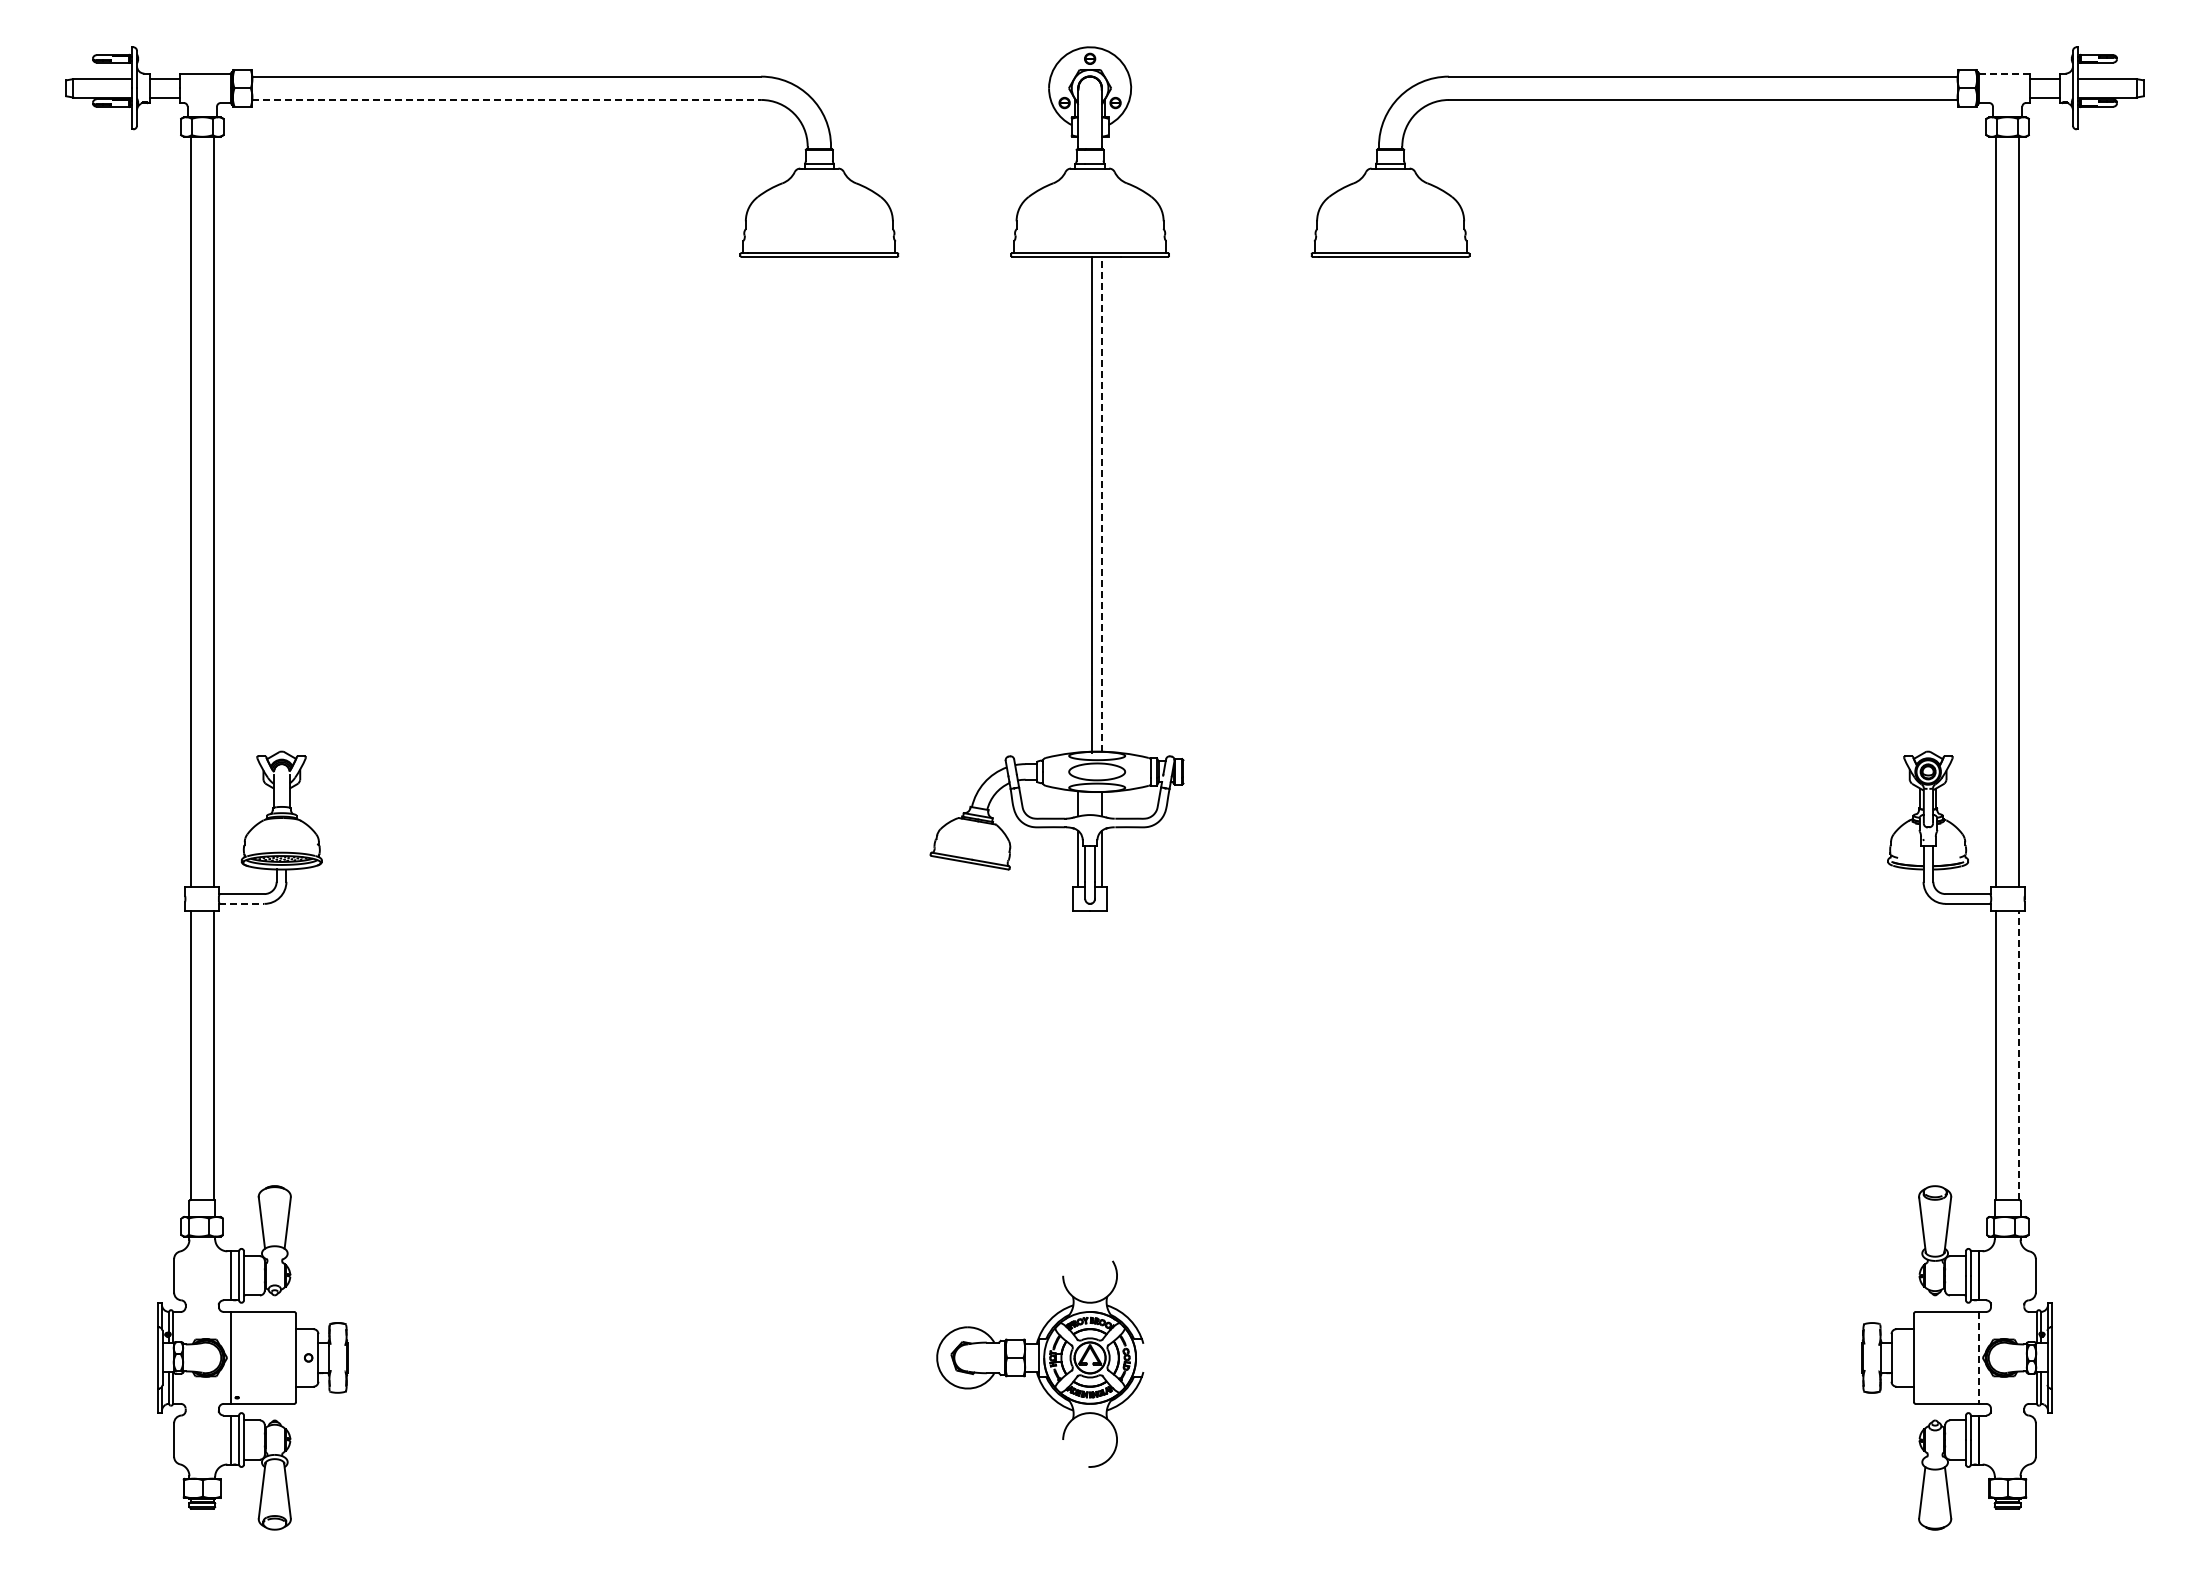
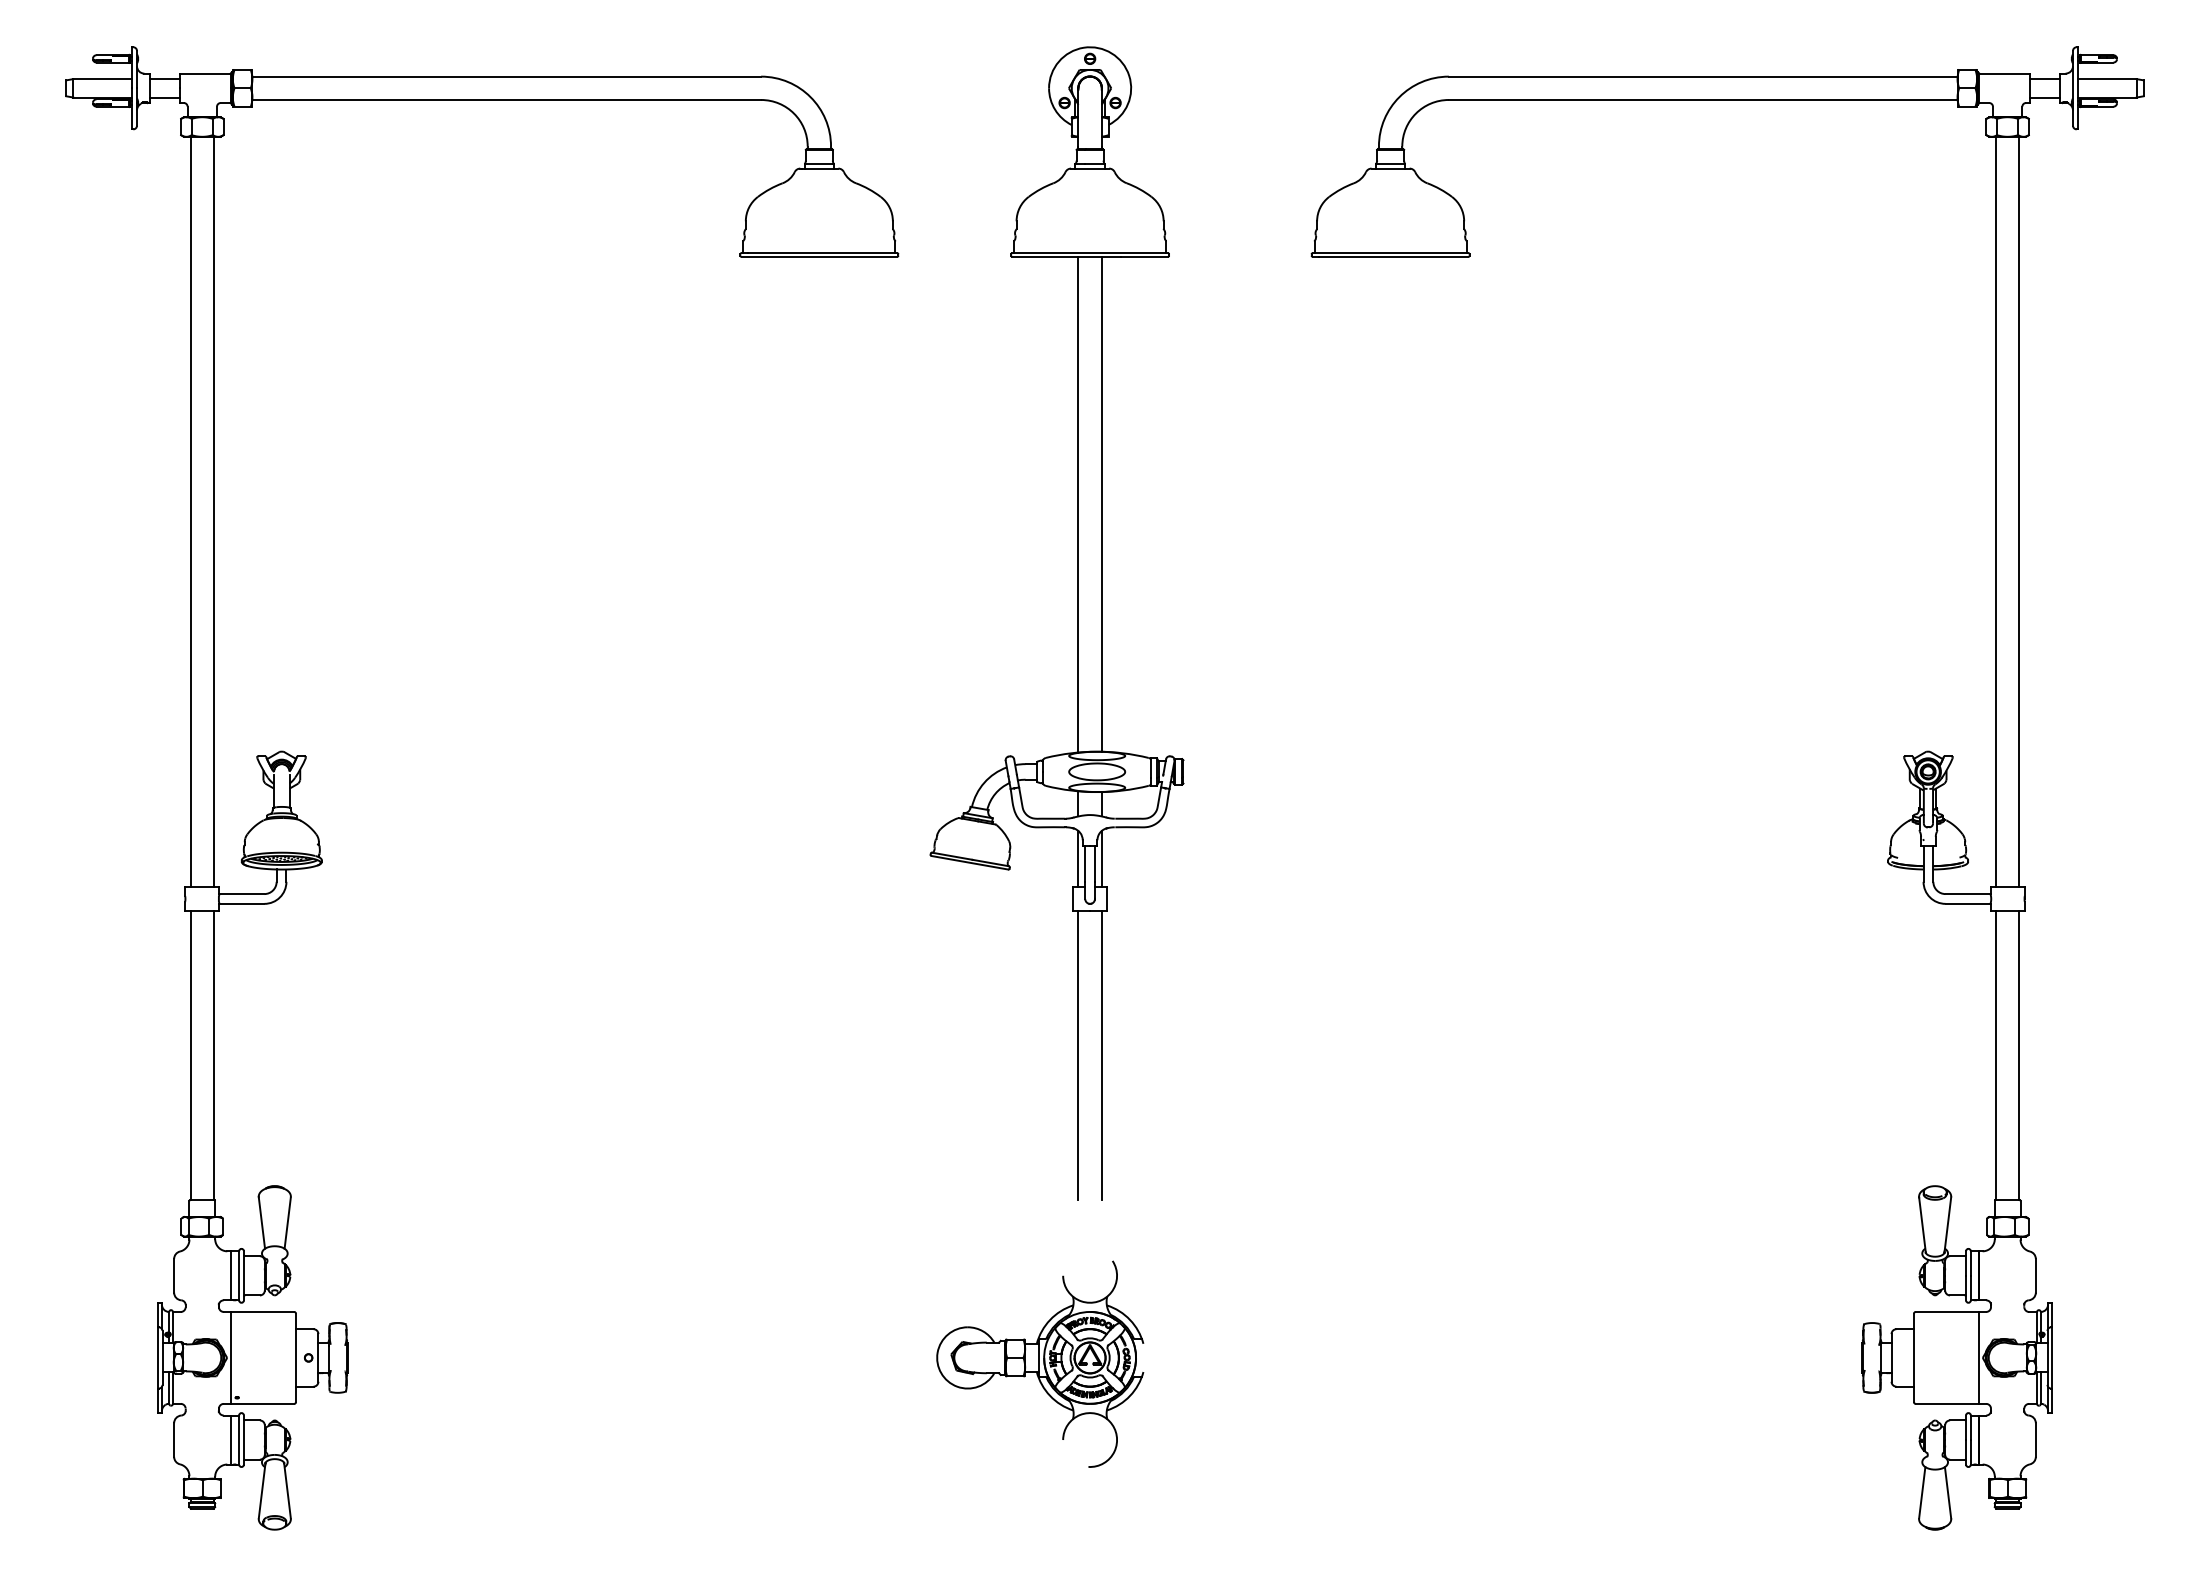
line: dashed -> solid (2004, 73)
line: dashed -> solid (507, 99)
line: dashed -> solid (1101, 503)
line position: (1092, 504) -> (1078, 504) (1078, 504)
line: dashed -> solid (242, 903)
line: none -> present (1078, 1055)
line: none -> present (1101, 1055)
line: dashed -> solid (2019, 1055)
line: dashed -> solid (1978, 1357)
